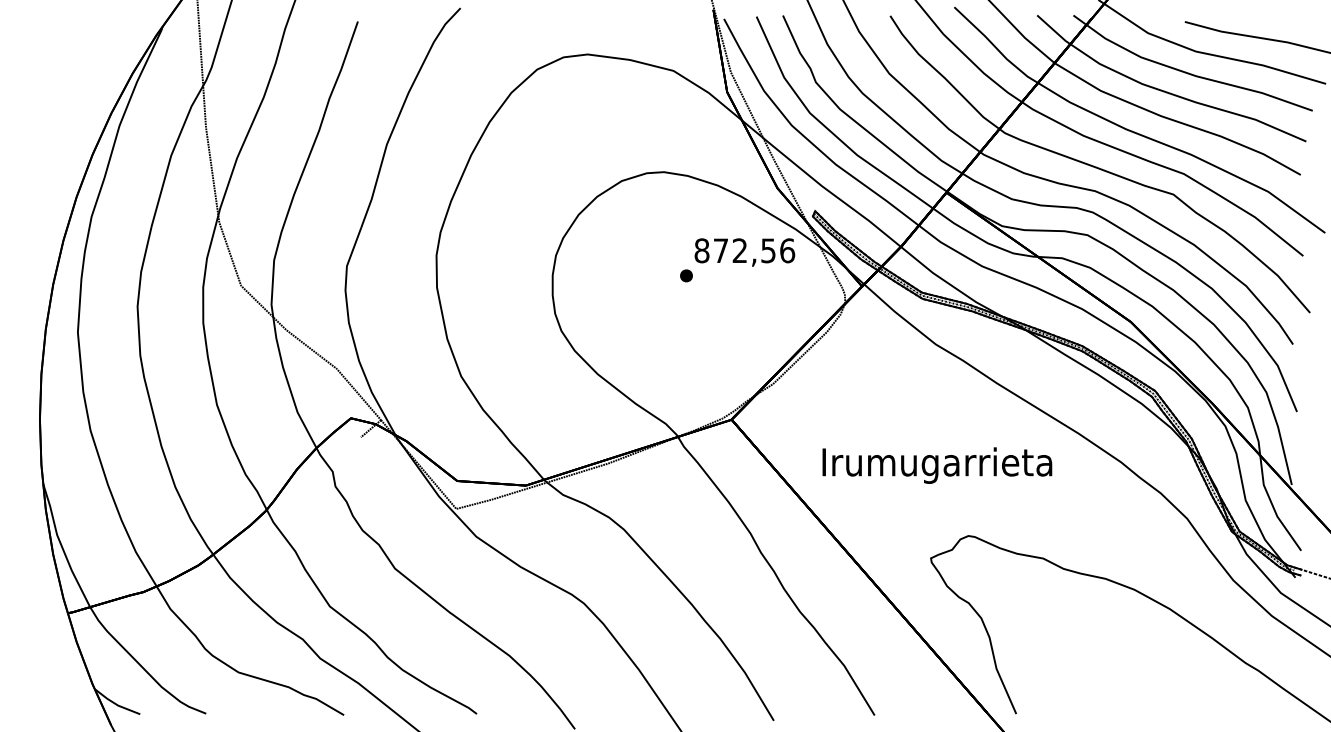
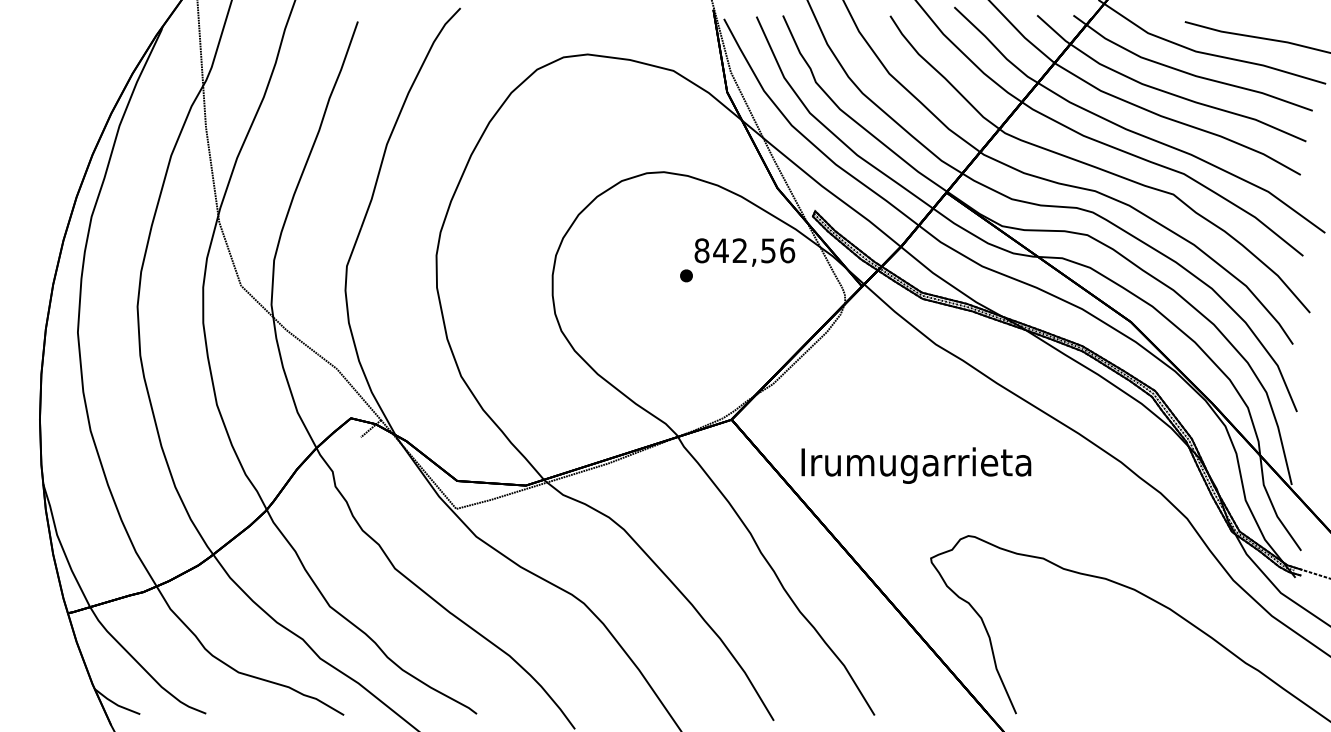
text: 872,56 -> 842,56 (720, 250)
text position: (937, 465) -> (916, 465) (916, 465)
